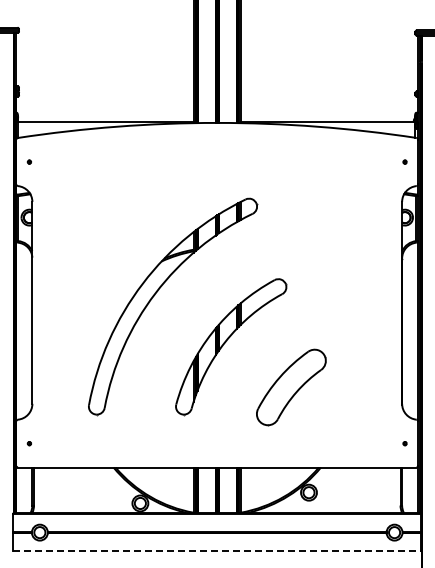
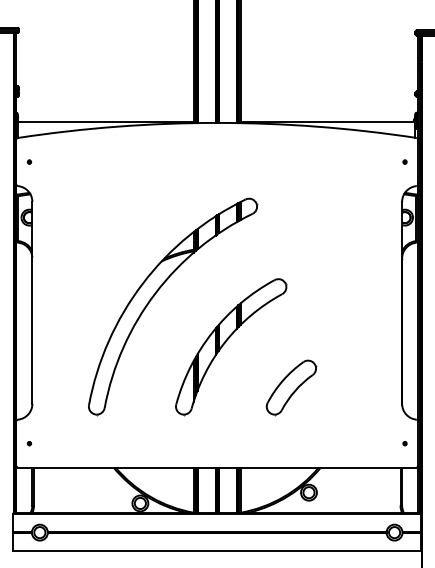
part size: 71x79 px -> 53x58 px (291, 387)
line: dashed -> solid (217, 550)
